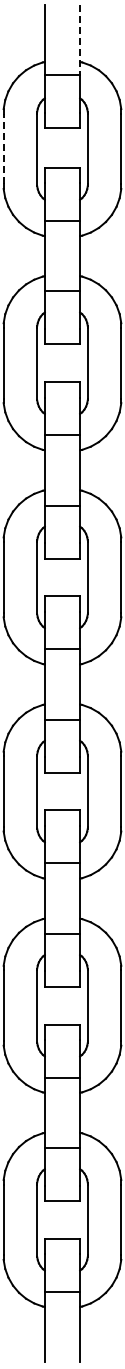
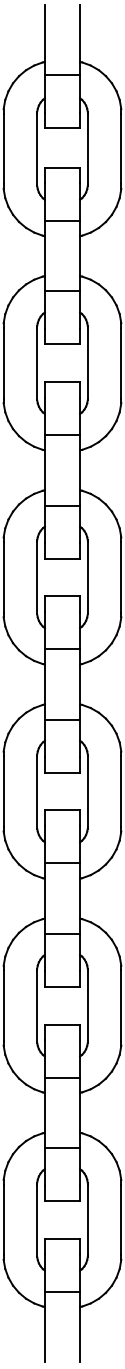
line: dashed -> solid (80, 40)
line: dashed -> solid (3, 148)
